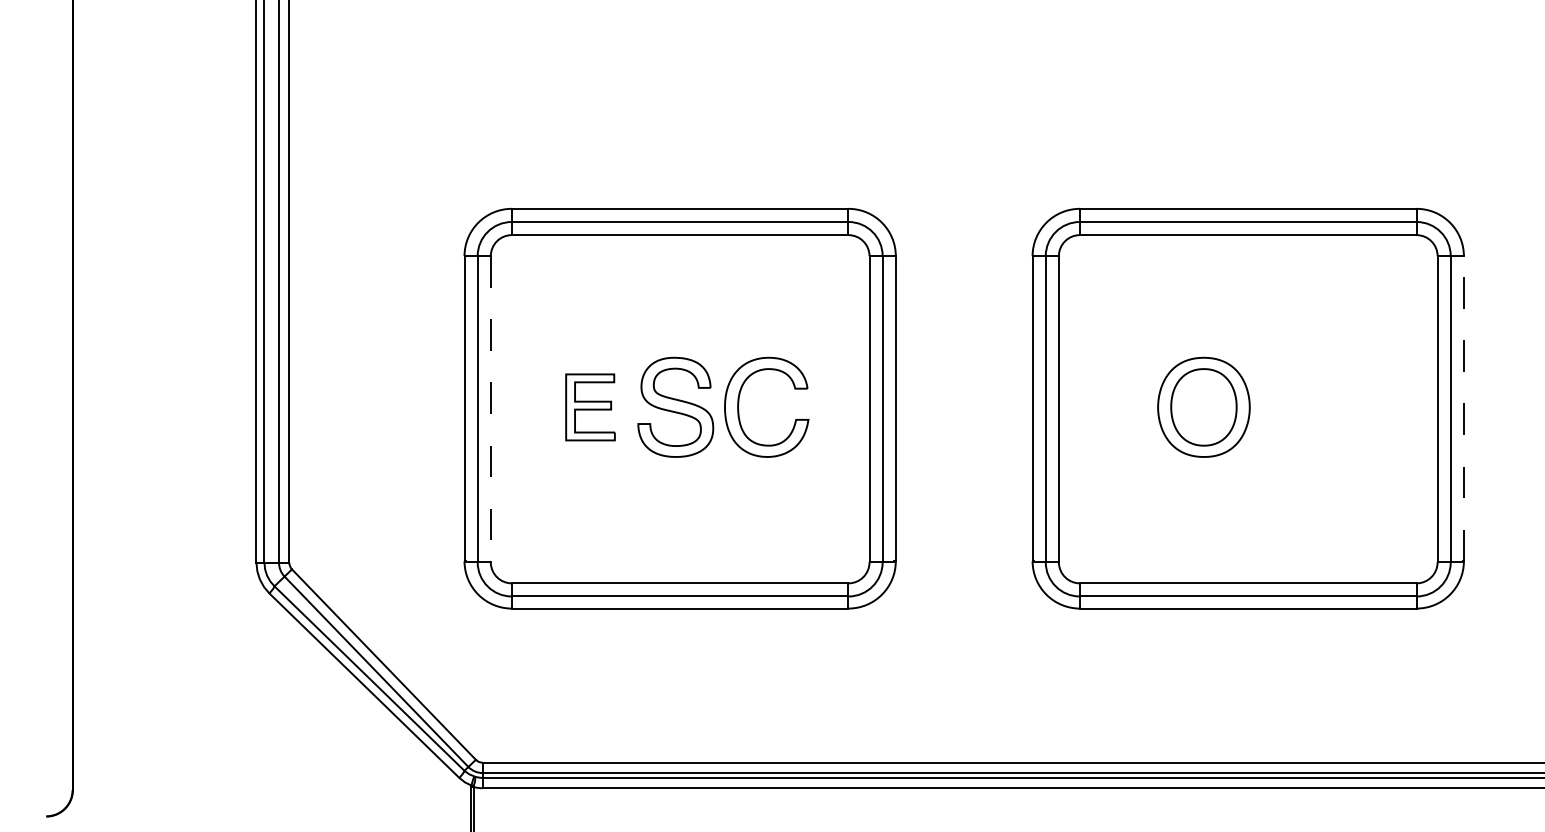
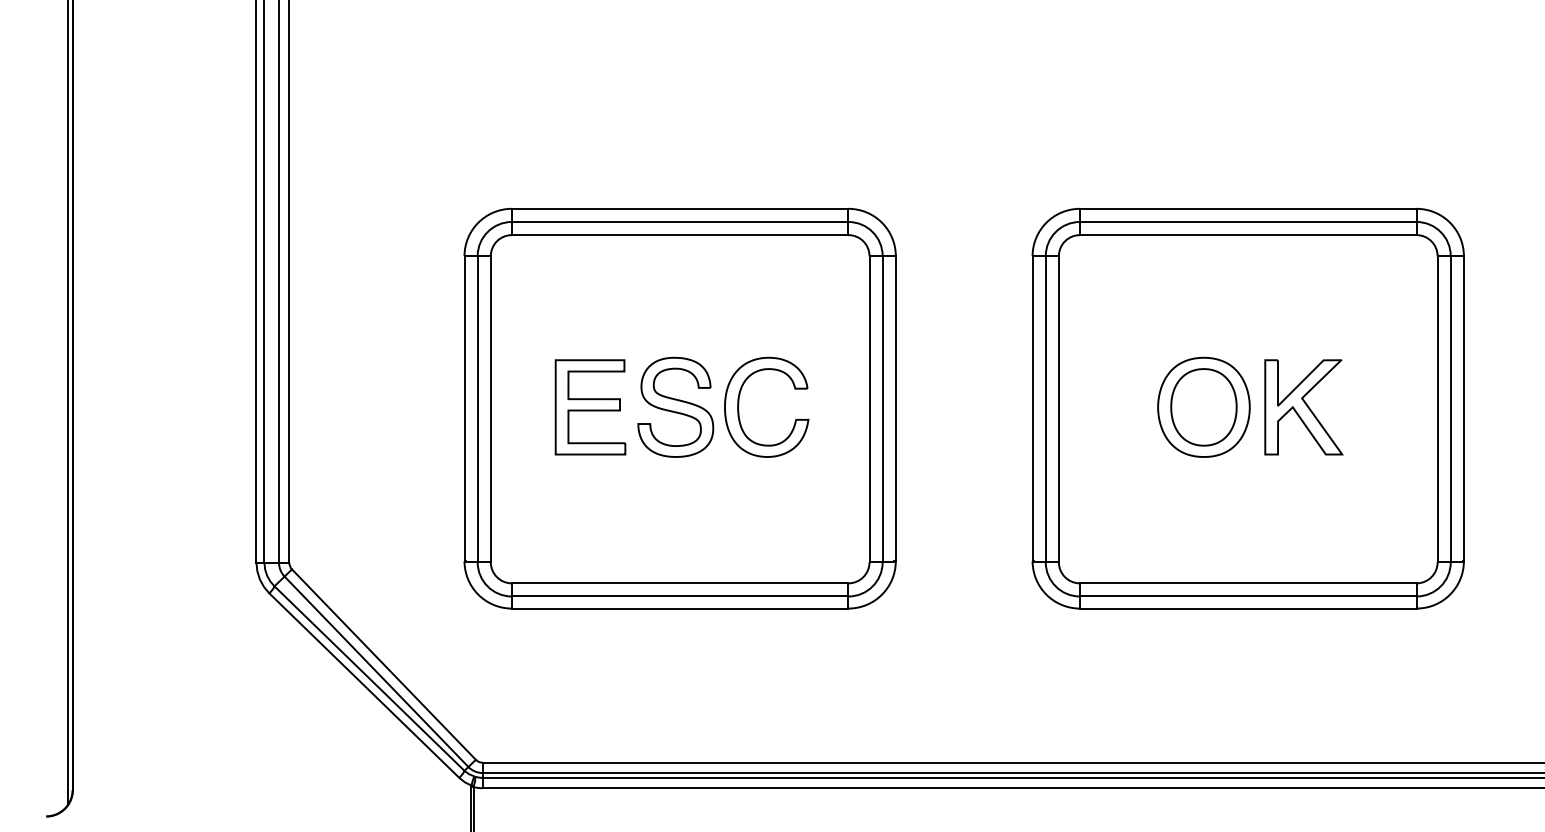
line: none -> present (68, 403)
part size: 51x69 px -> 73x97 px (590, 407)
part: none -> present (1303, 407)
line: dashed -> solid (1463, 408)
line: dashed -> solid (490, 409)
